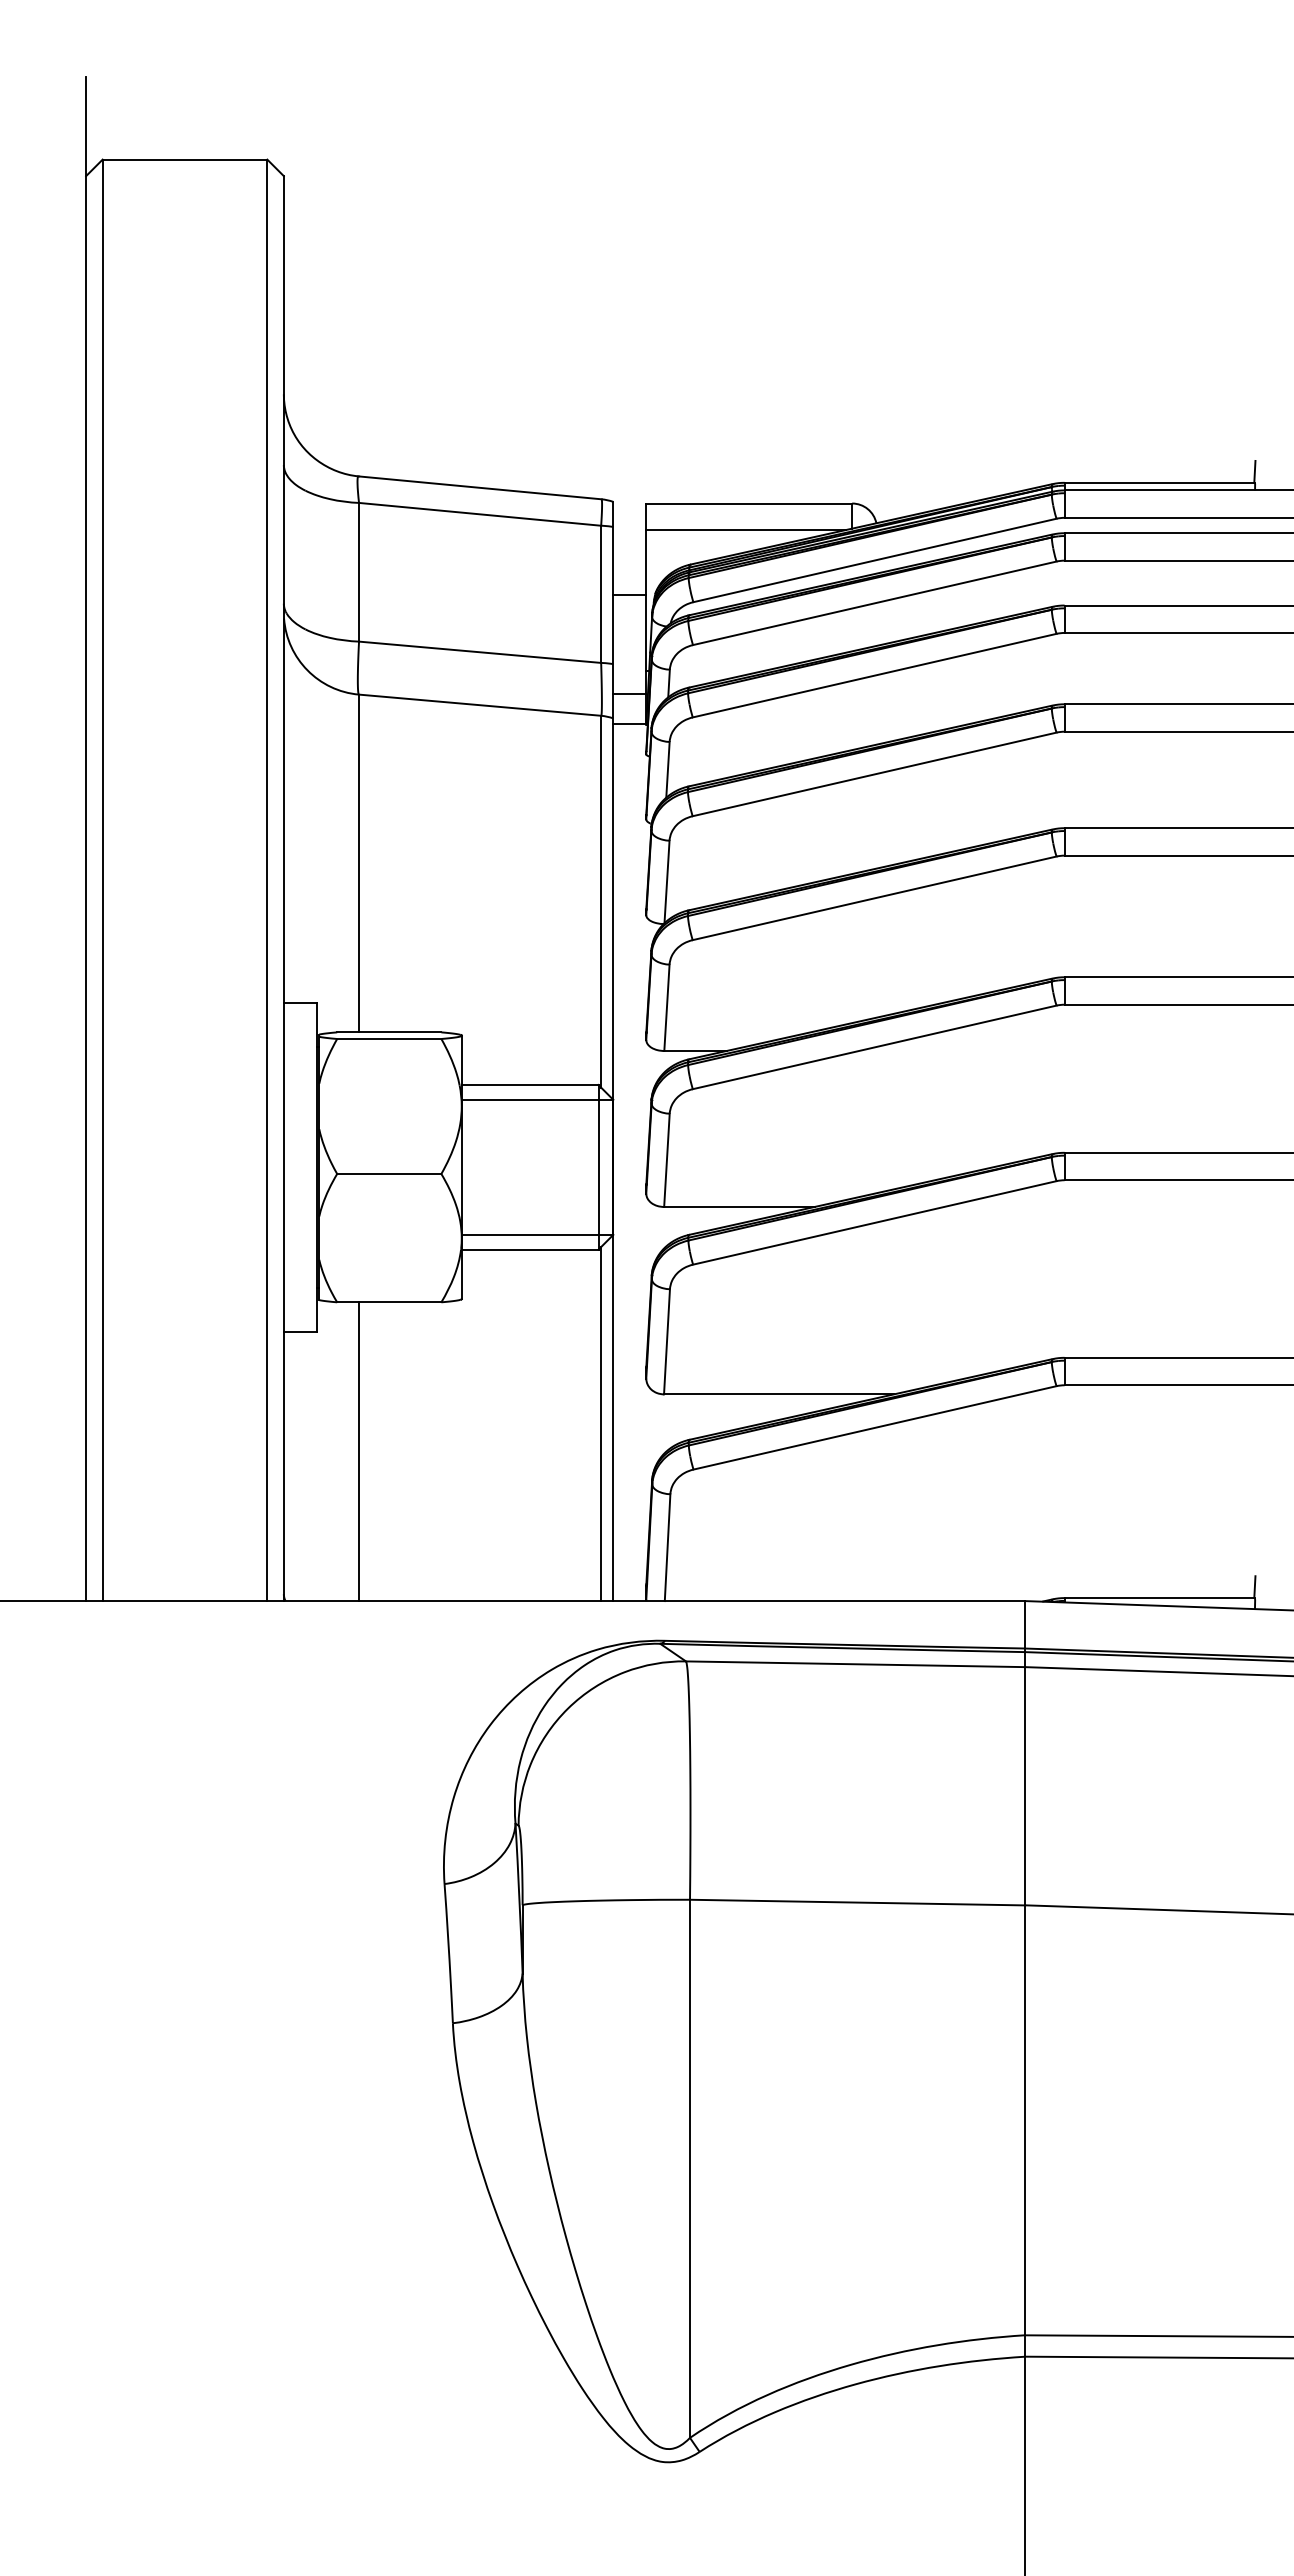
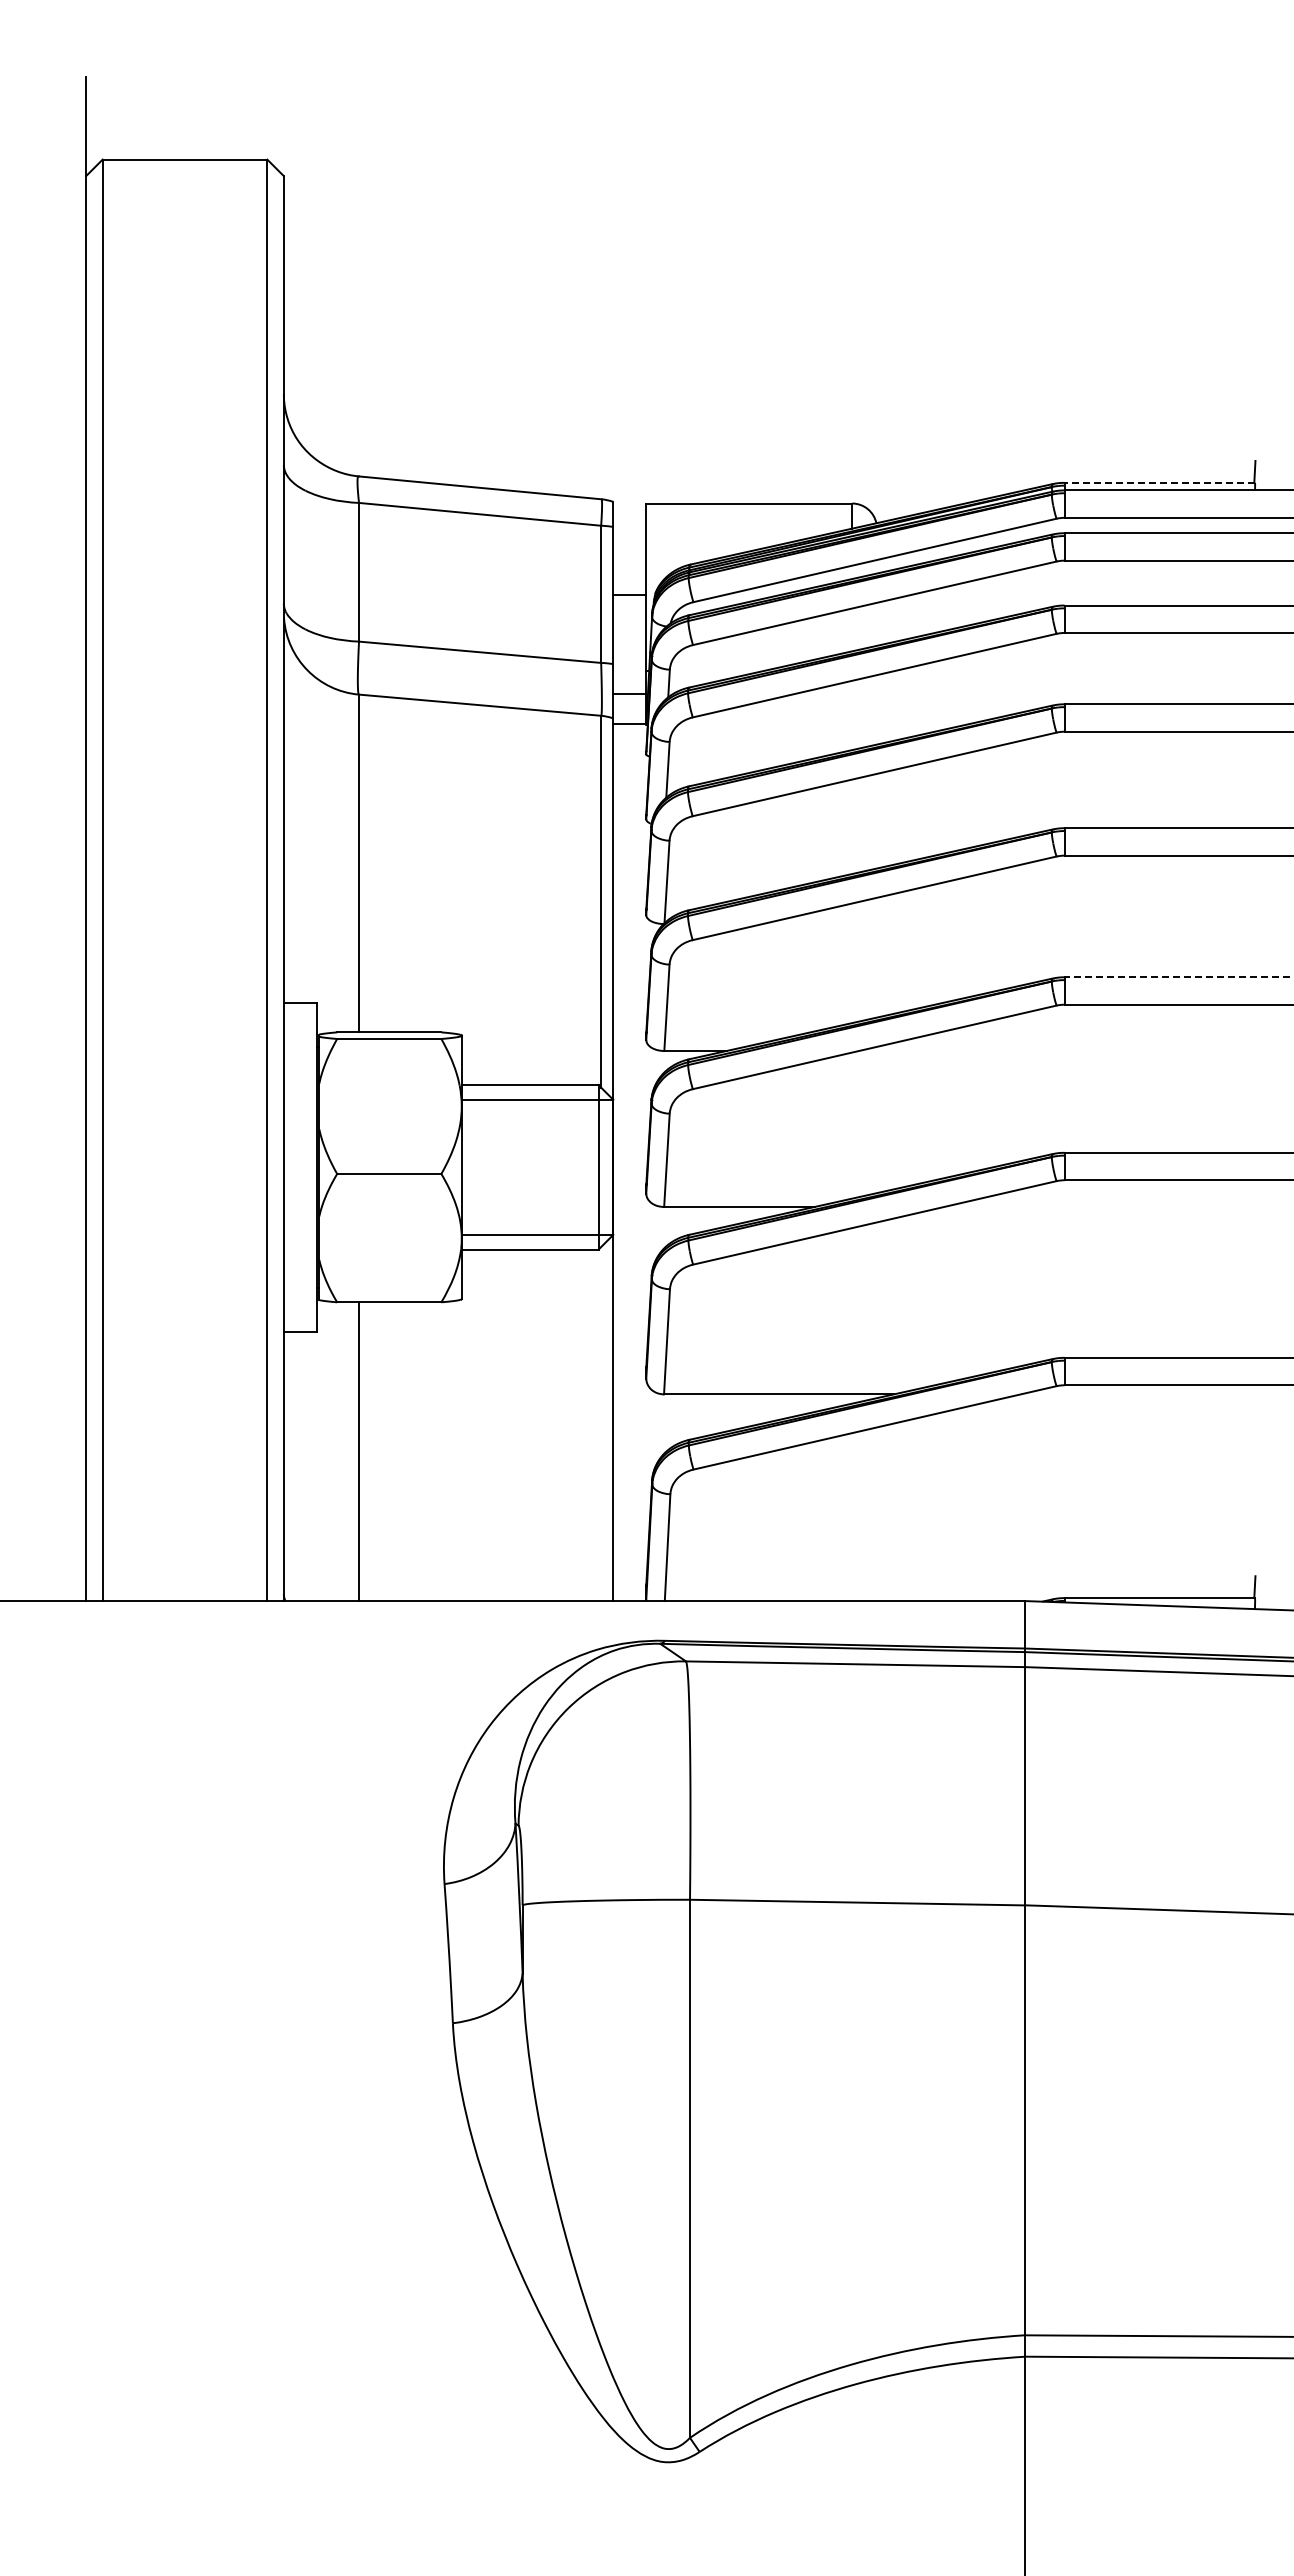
line: solid -> dashed (1159, 482)
line: present -> none (745, 530)
line: solid -> dashed (1178, 977)
line: present -> none (601, 1424)
